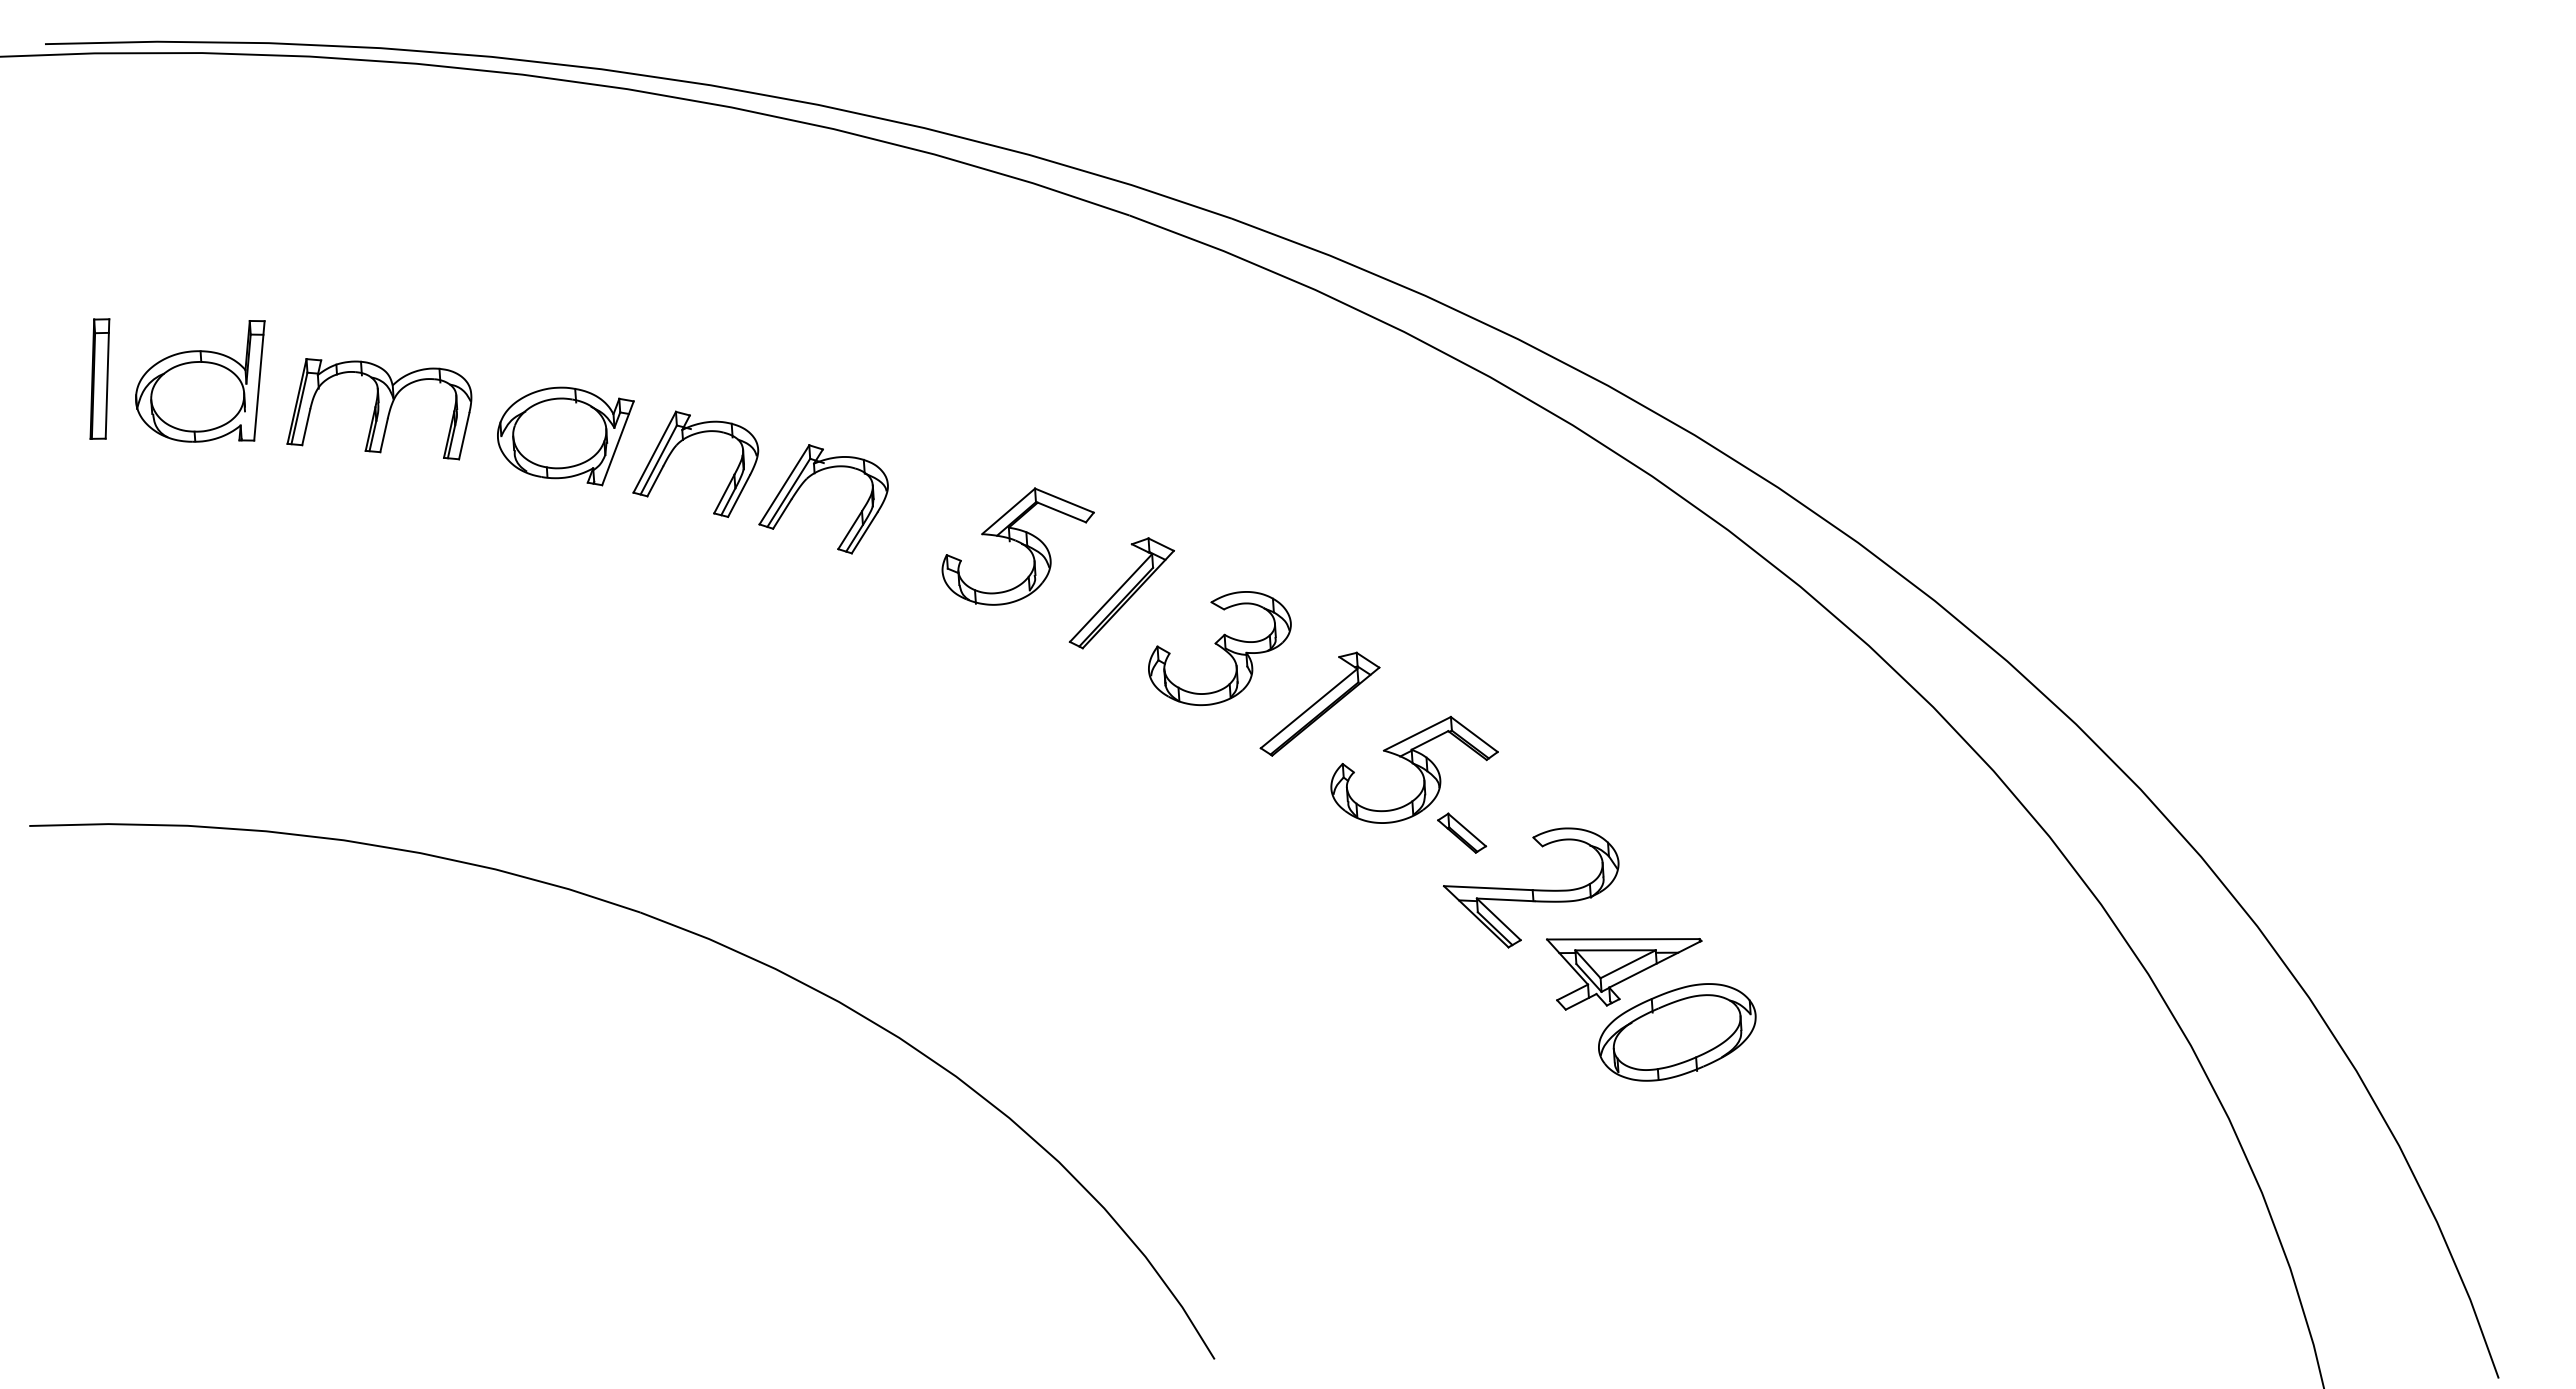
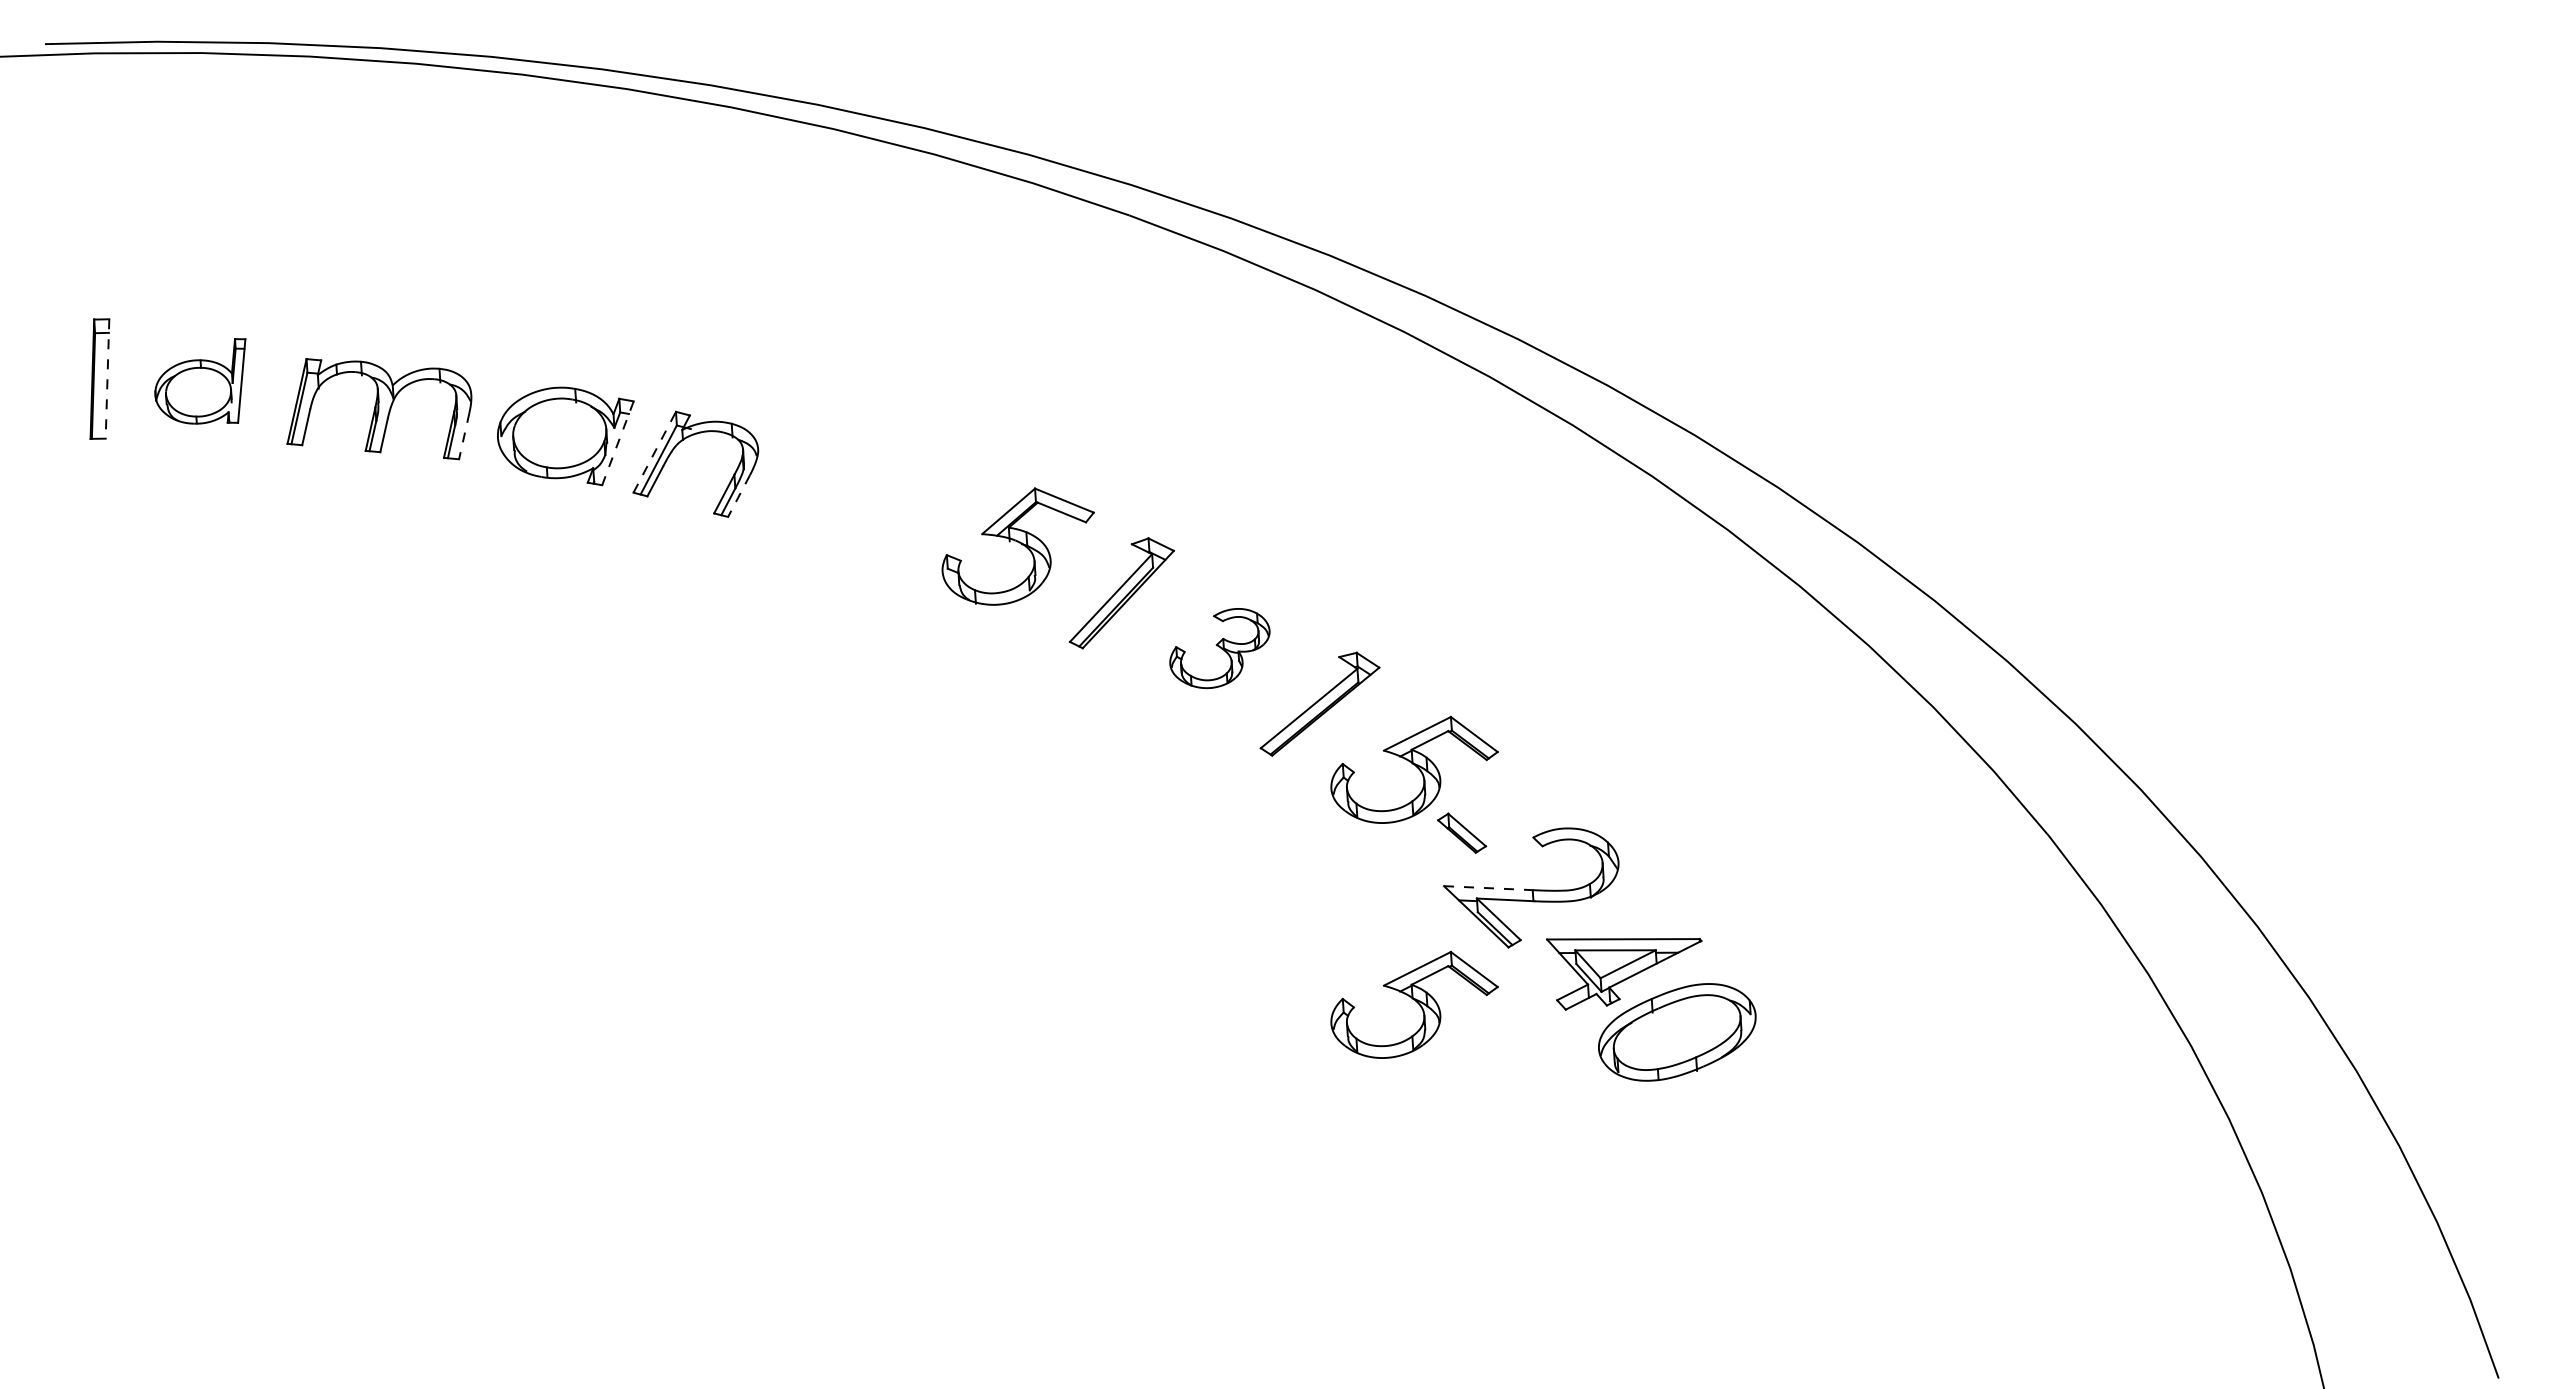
line: solid -> dashed (107, 378)
part size: 131x123 px -> 93x87 px (200, 381)
line: solid -> dashed (464, 436)
line: solid -> dashed (617, 443)
line: solid -> dashed (654, 452)
part: present -> none (802, 485)
line: solid -> dashed (739, 496)
part size: 144x115 px -> 102x82 px (1219, 648)
line: solid -> dashed (1488, 888)
part: present -> none (688, 932)
part: none -> present (1414, 1004)
